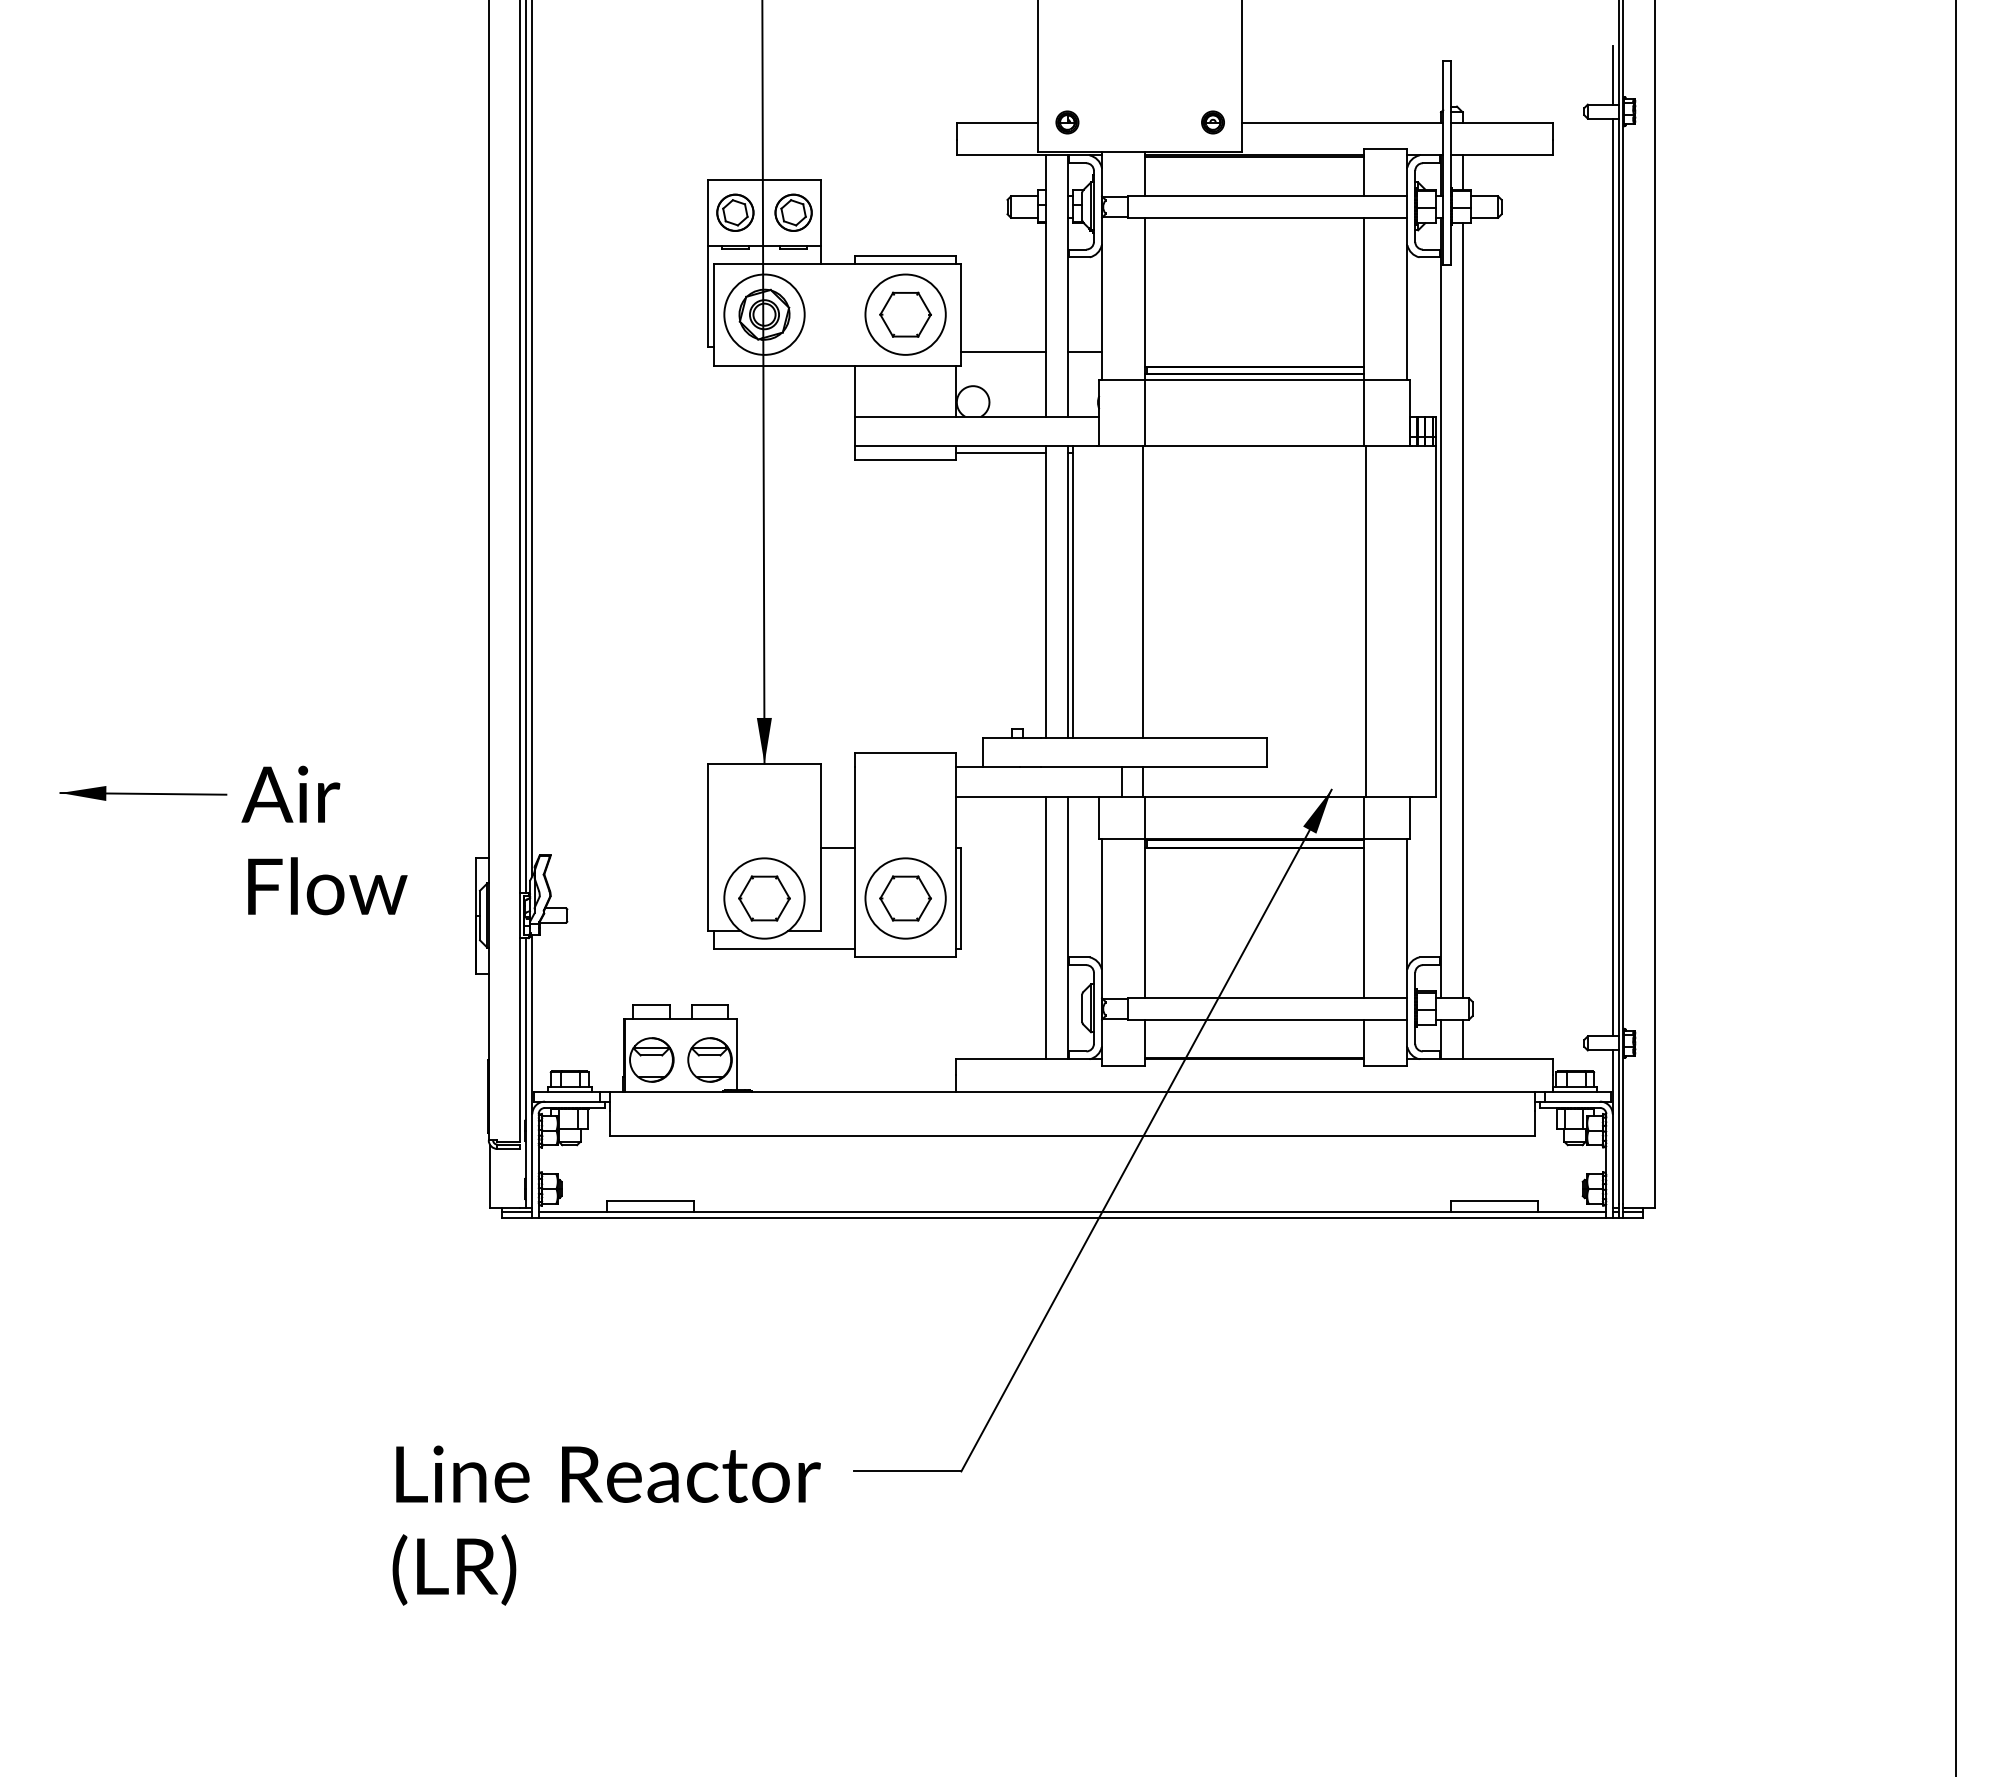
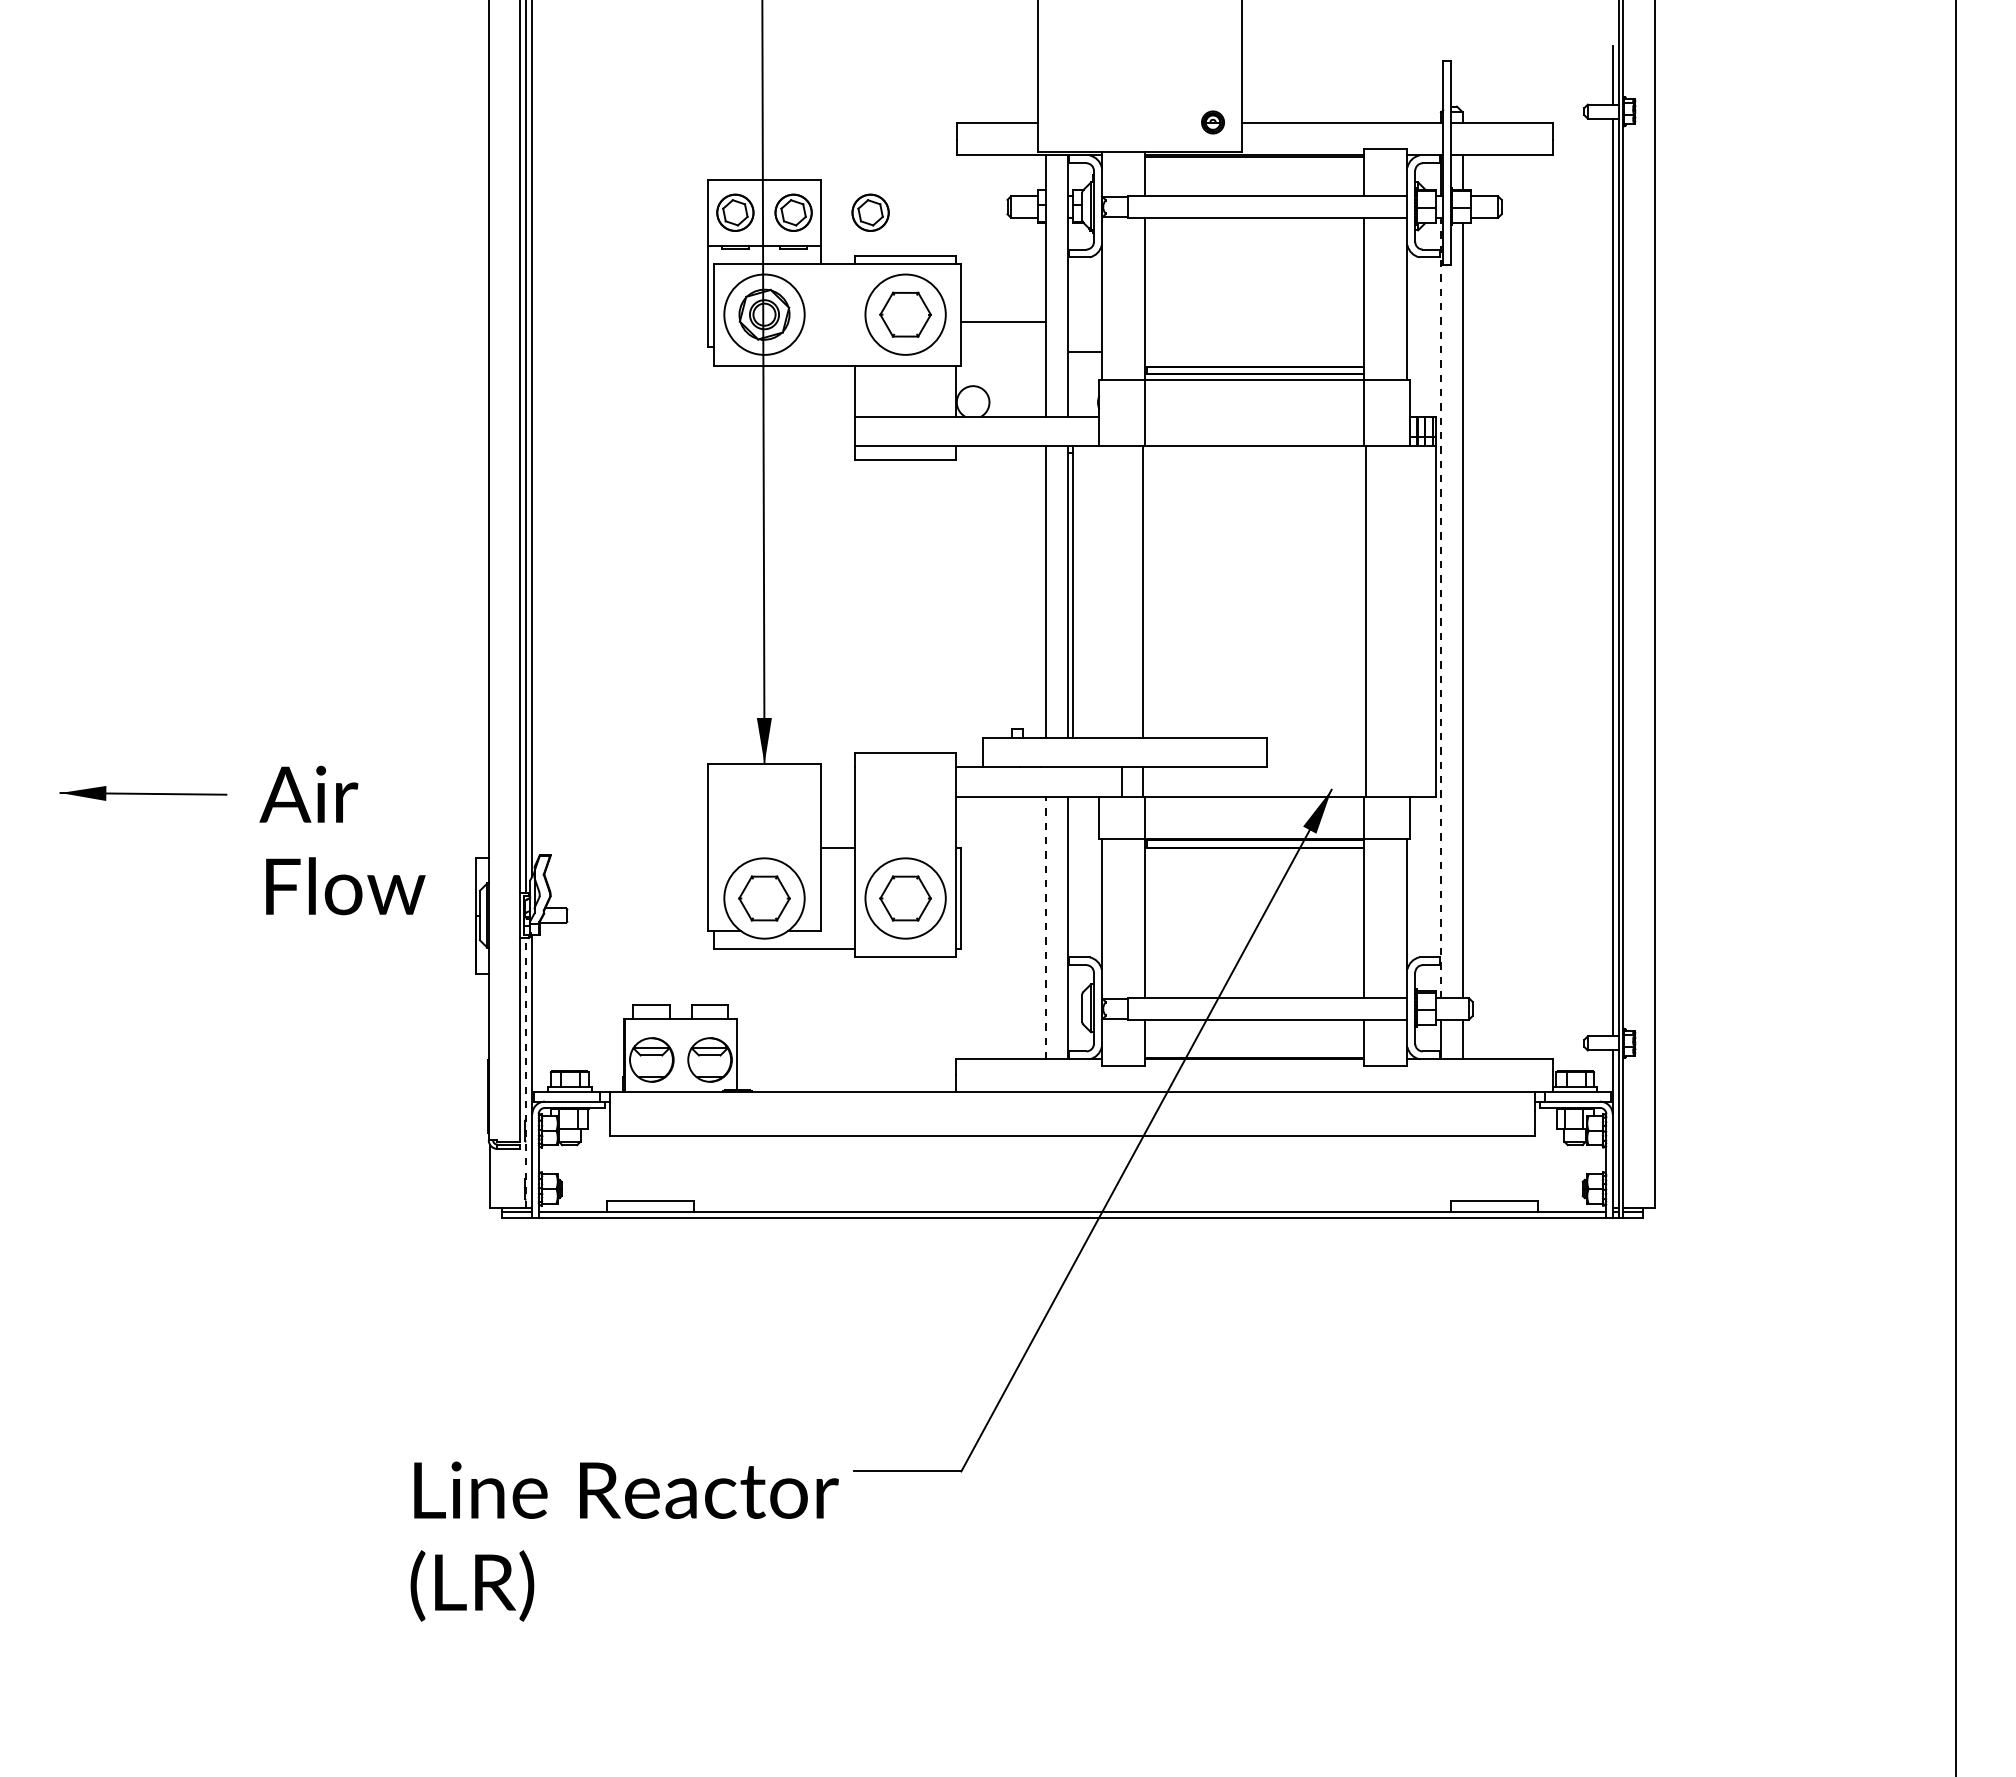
part: present -> none (1067, 122)
part: none -> present (870, 212)
line position: (1003, 351) -> (1003, 321) (1003, 321)
line: present -> none (1001, 453)
line: solid -> dashed (1440, 607)
text position: (324, 840) -> (342, 840) (342, 840)
line: solid -> dashed (1046, 927)
line: solid -> dashed (526, 1072)
text position: (606, 1525) -> (624, 1541) (624, 1541)
